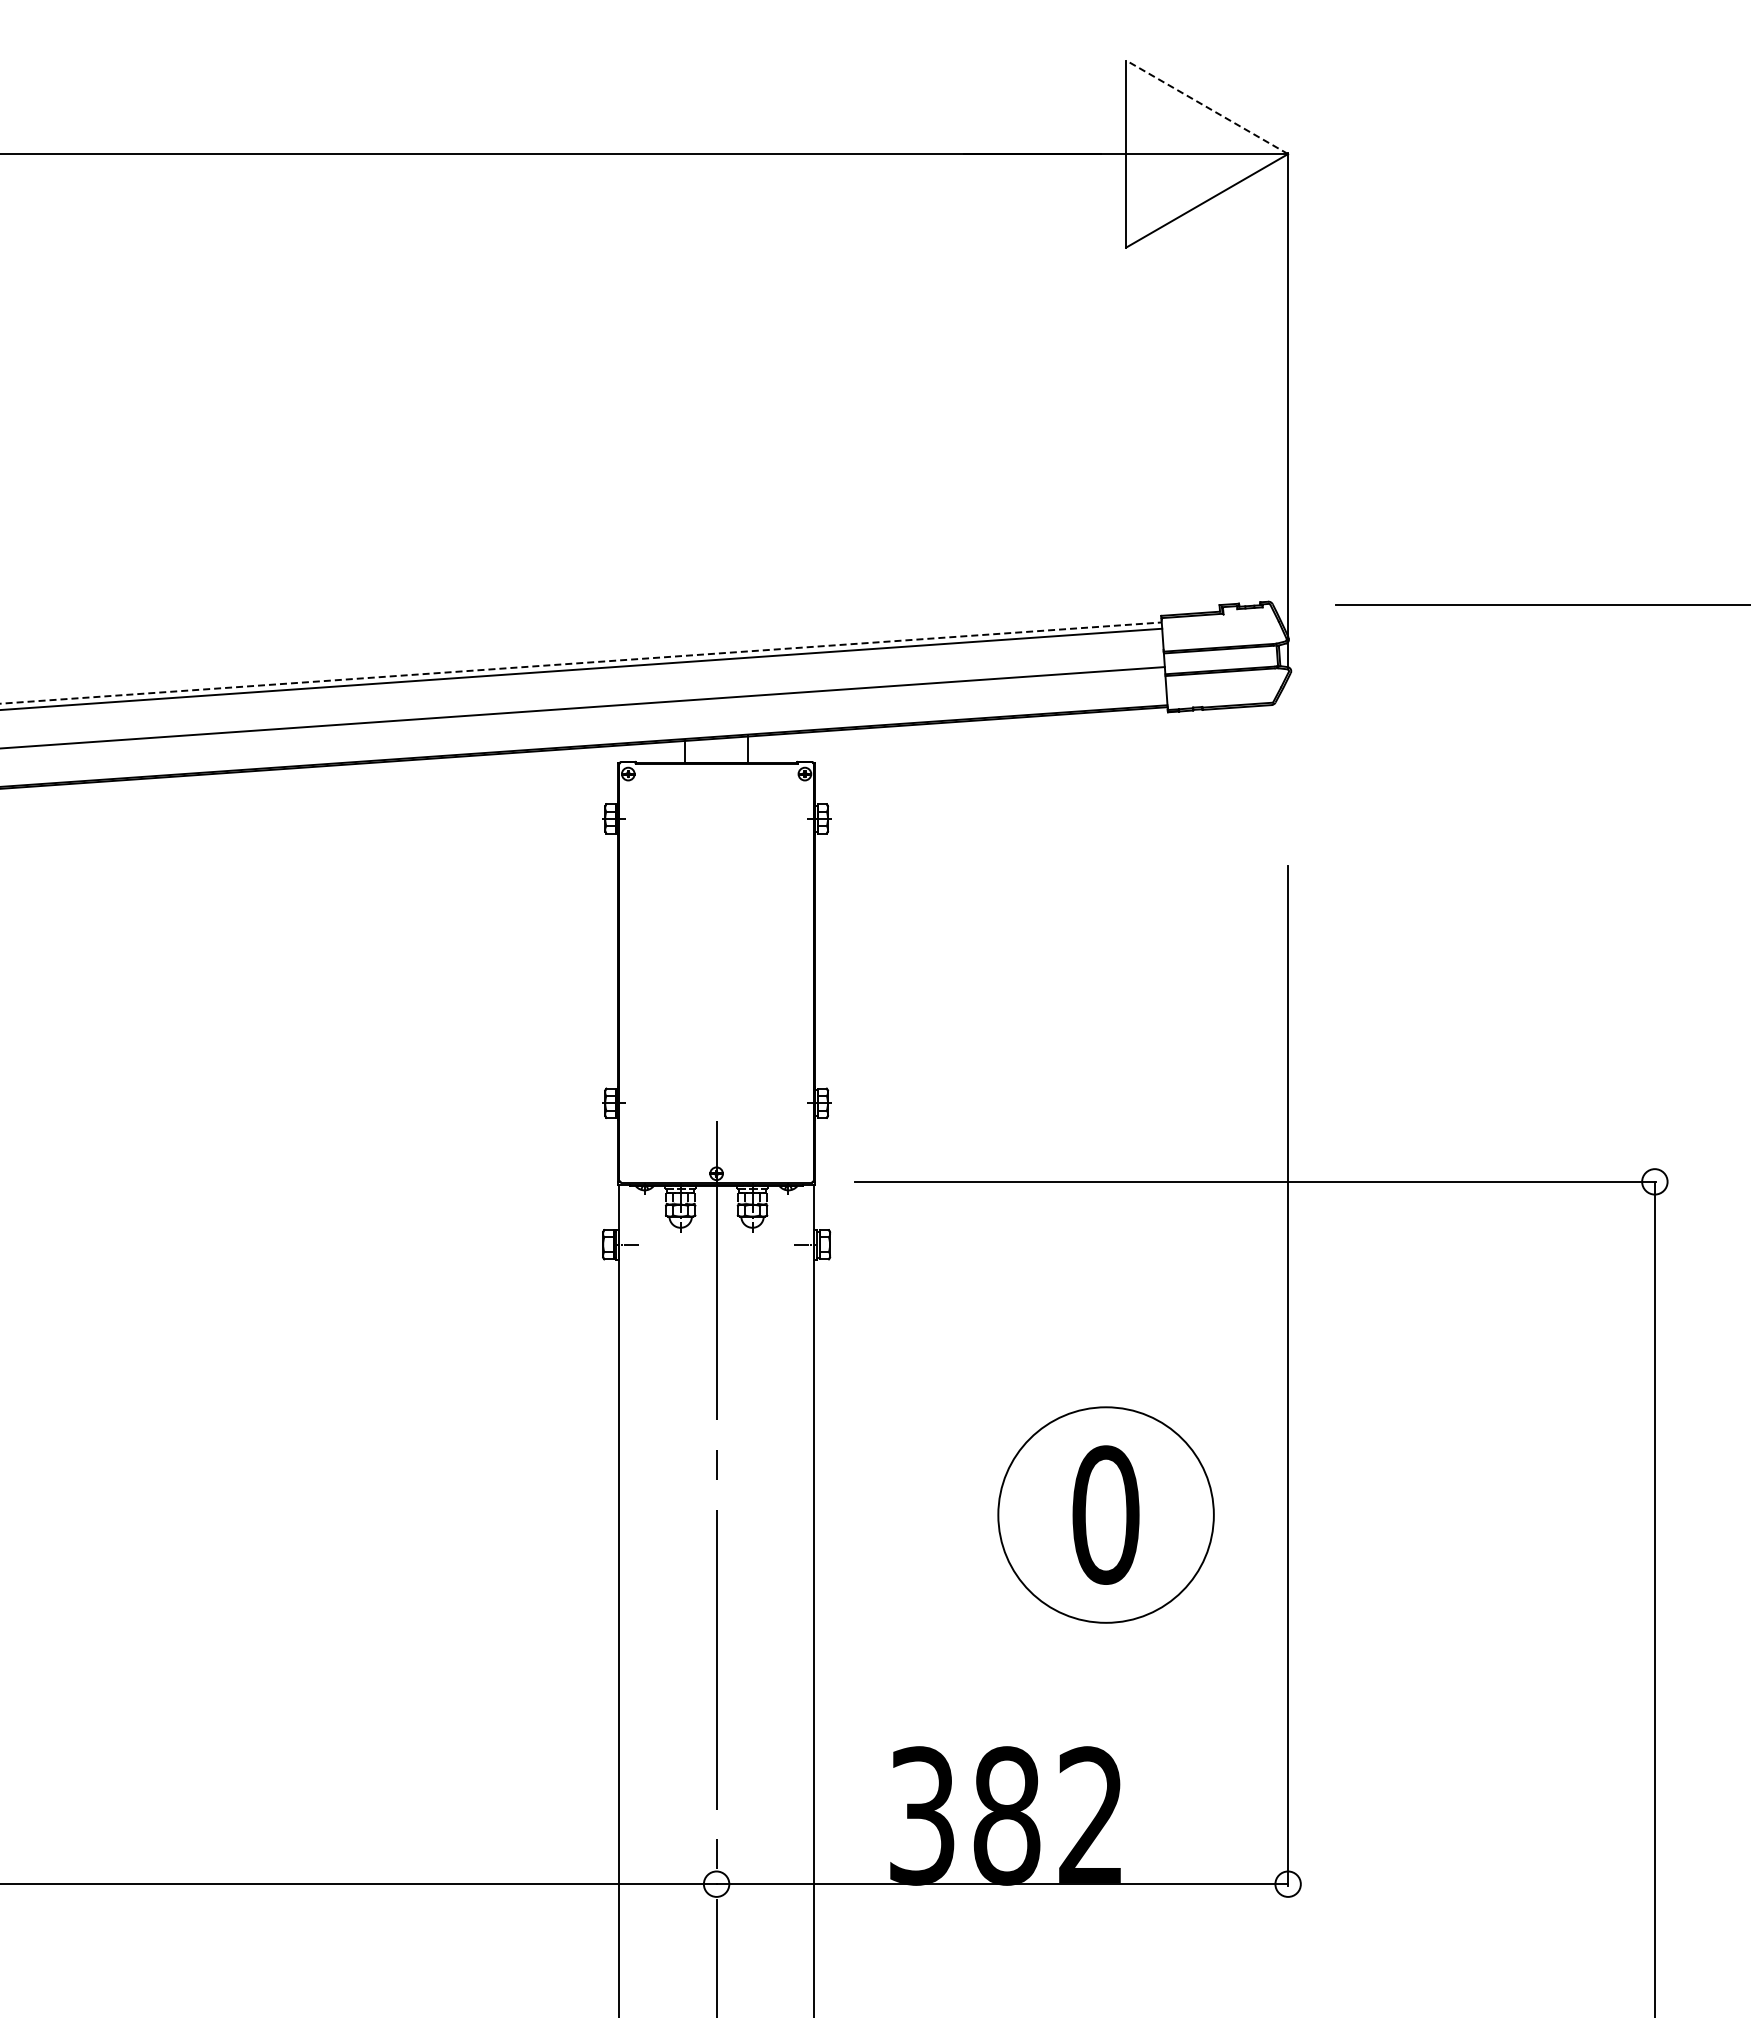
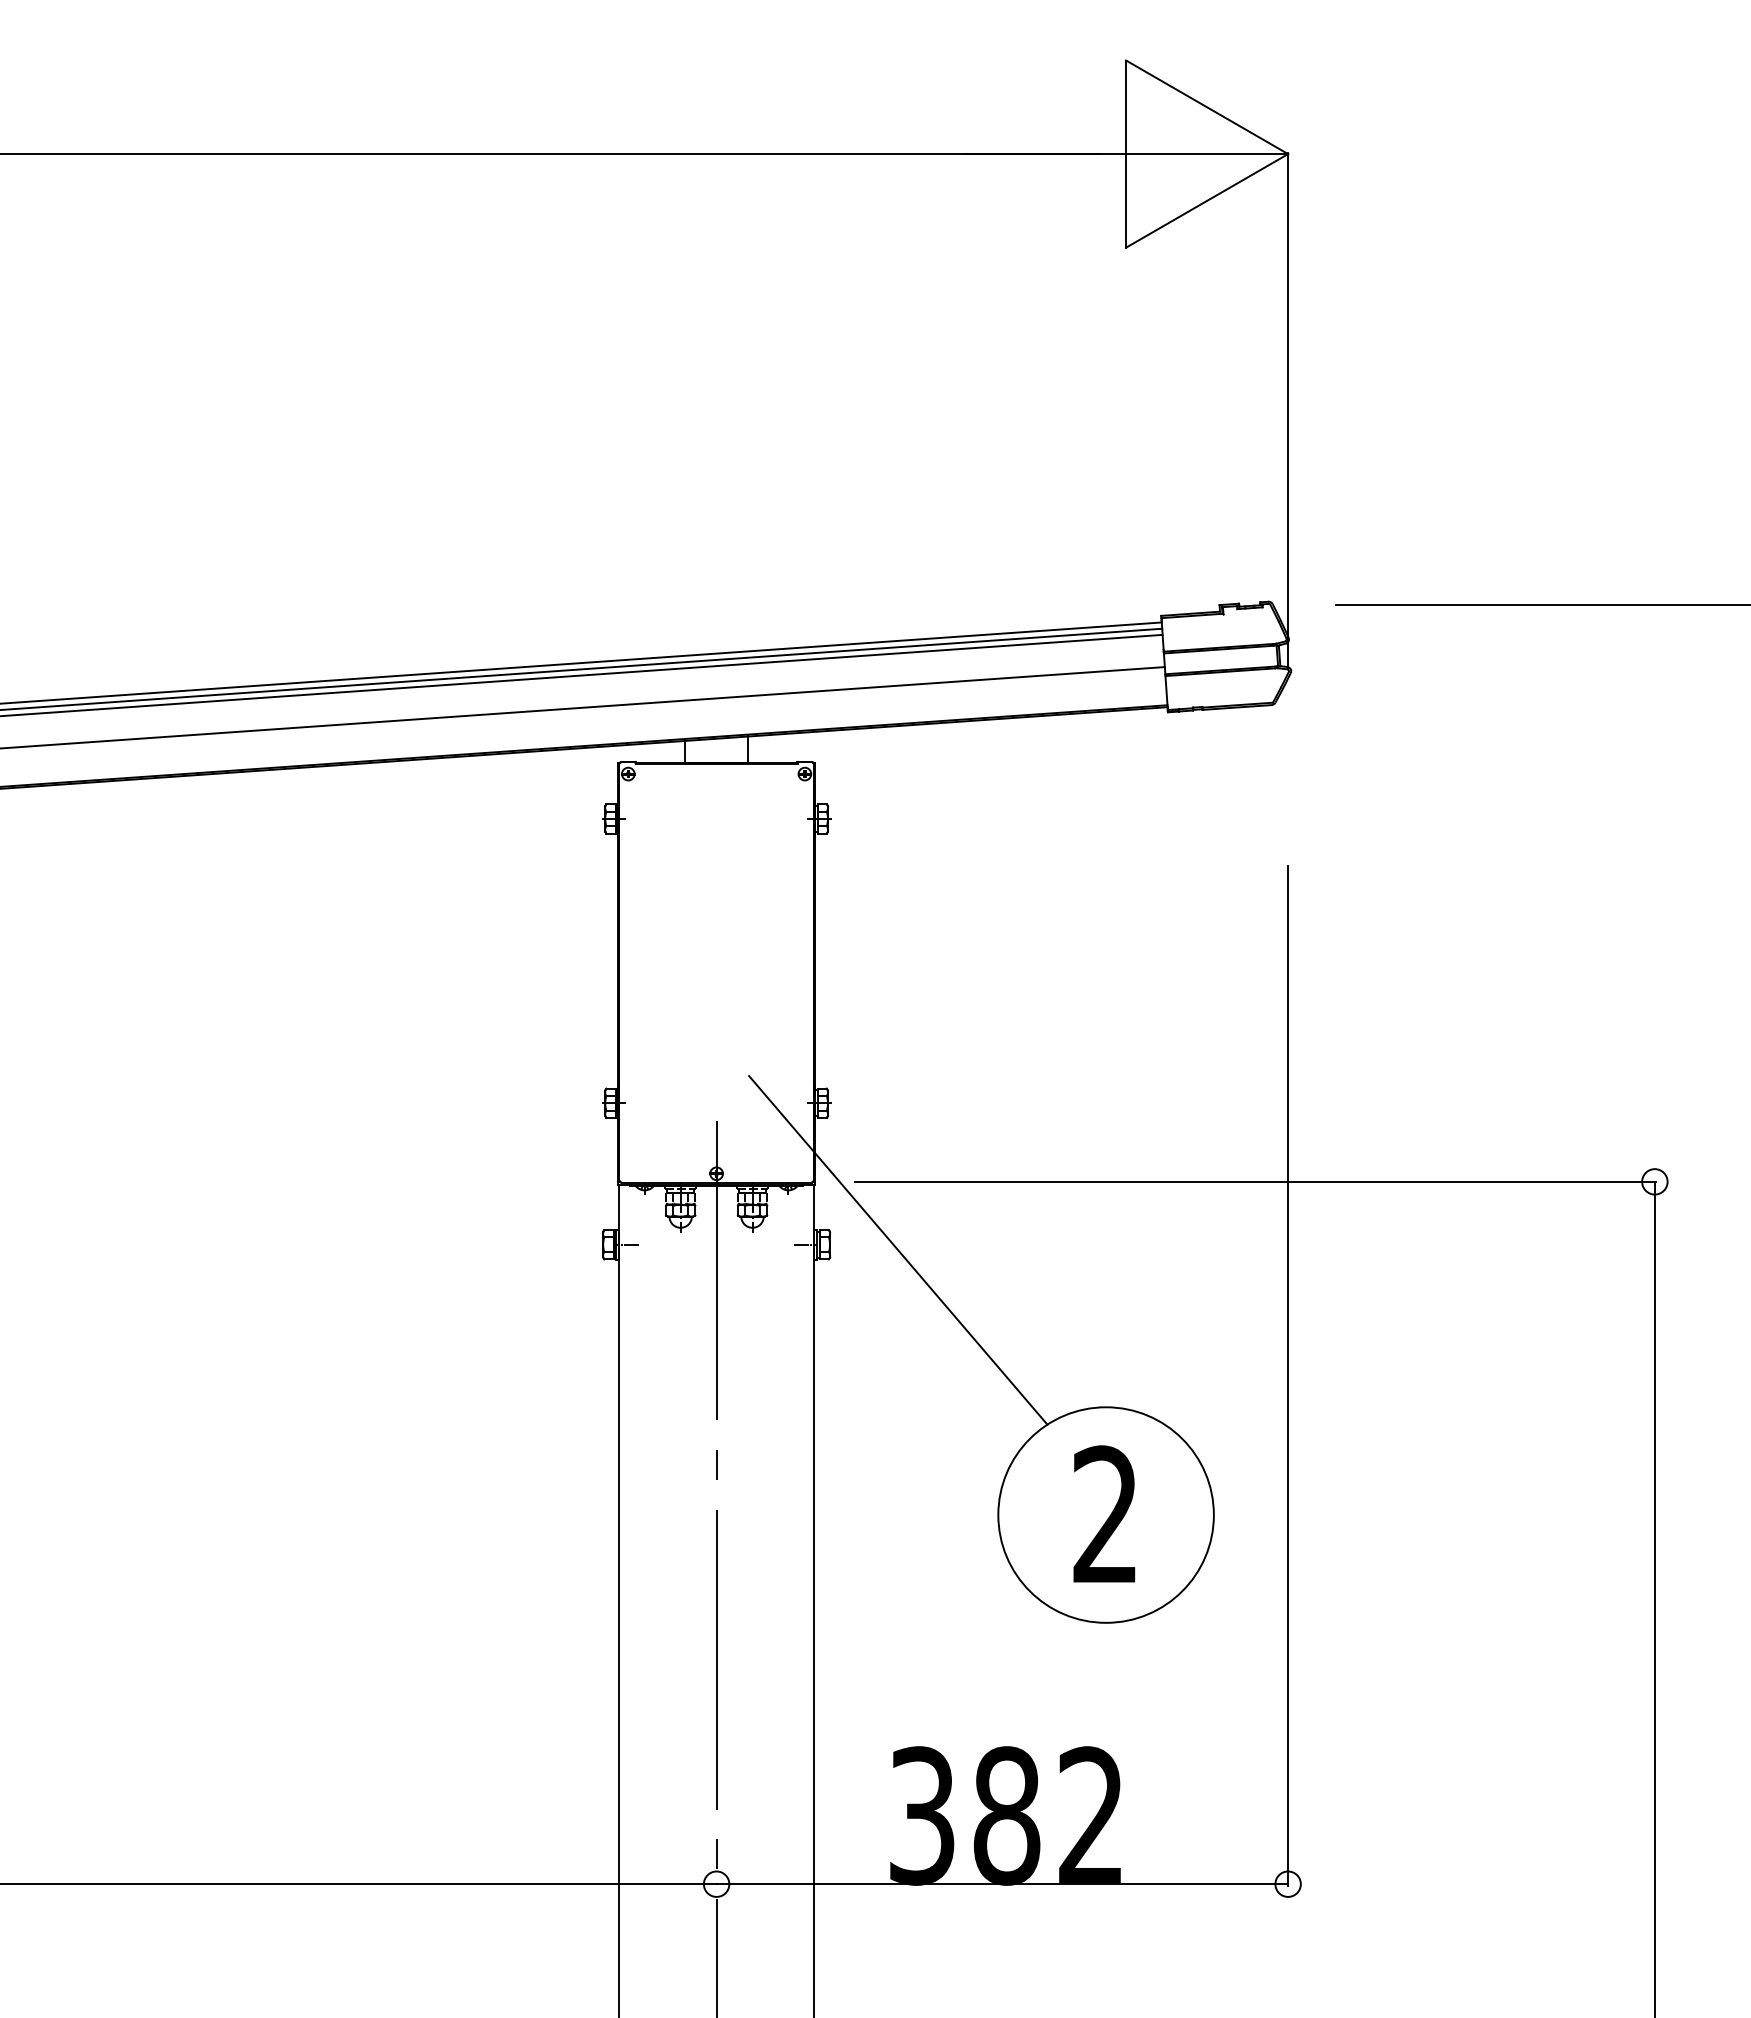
line: dashed -> solid (1207, 107)
line: dashed -> solid (581, 663)
line: none -> present (582, 675)
line: none -> present (898, 1250)
text: 0 -> 2 (1105, 1514)
